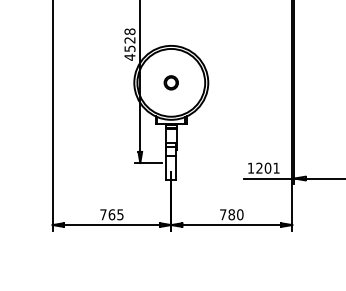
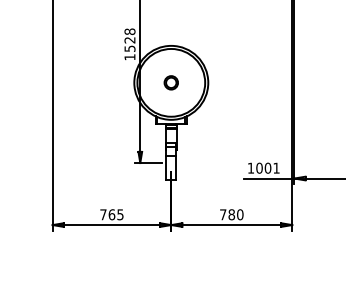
text: 4528 -> 1528 (129, 56)
text: 1201 -> 1001 (259, 167)
